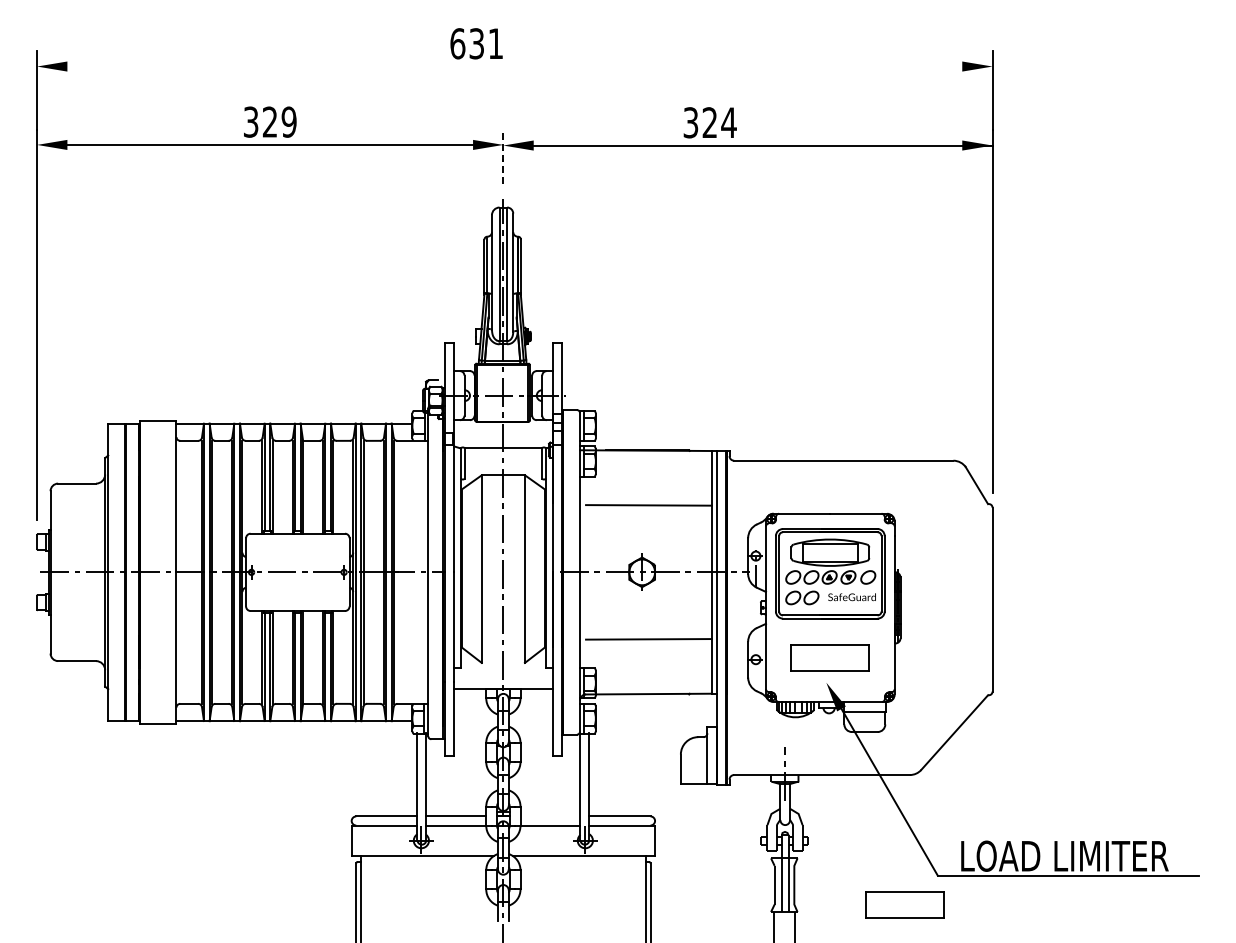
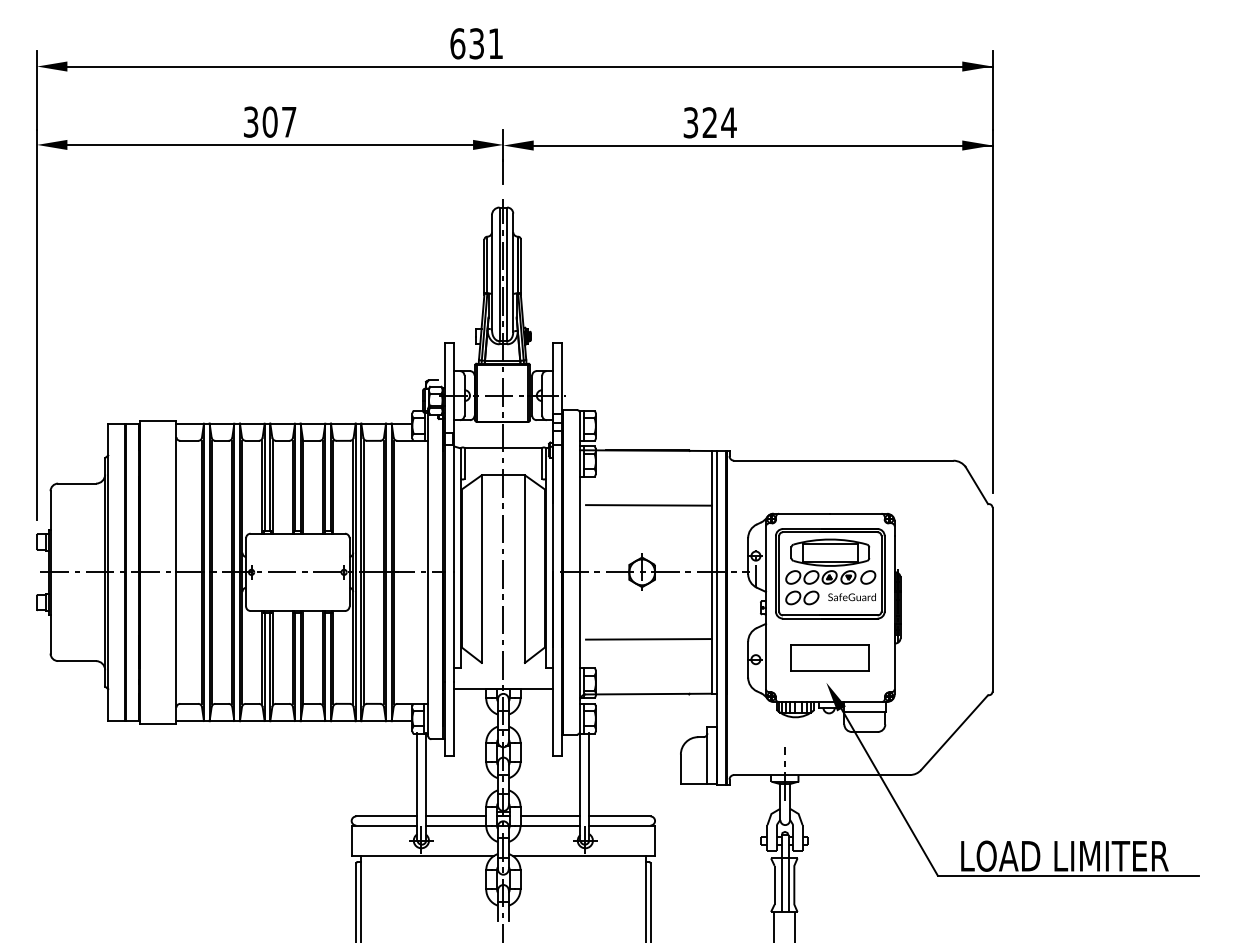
line: none -> present (529, 66)
text: 329 -> 307 (279, 121)
line: dashed -> solid (503, 156)
line: none -> present (550, 816)
part: present -> none (904, 904)
